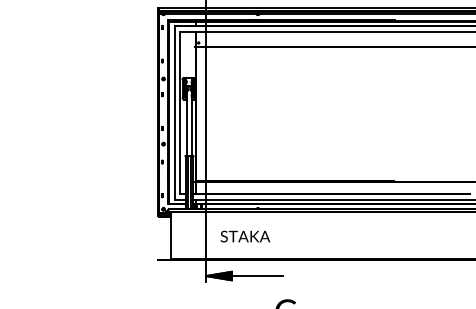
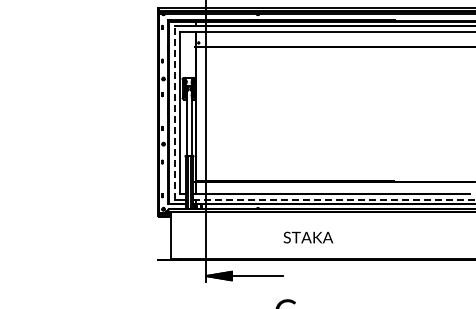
line: solid -> dashed (174, 113)
line: solid -> dashed (334, 199)
text position: (245, 236) -> (308, 237) (308, 237)
